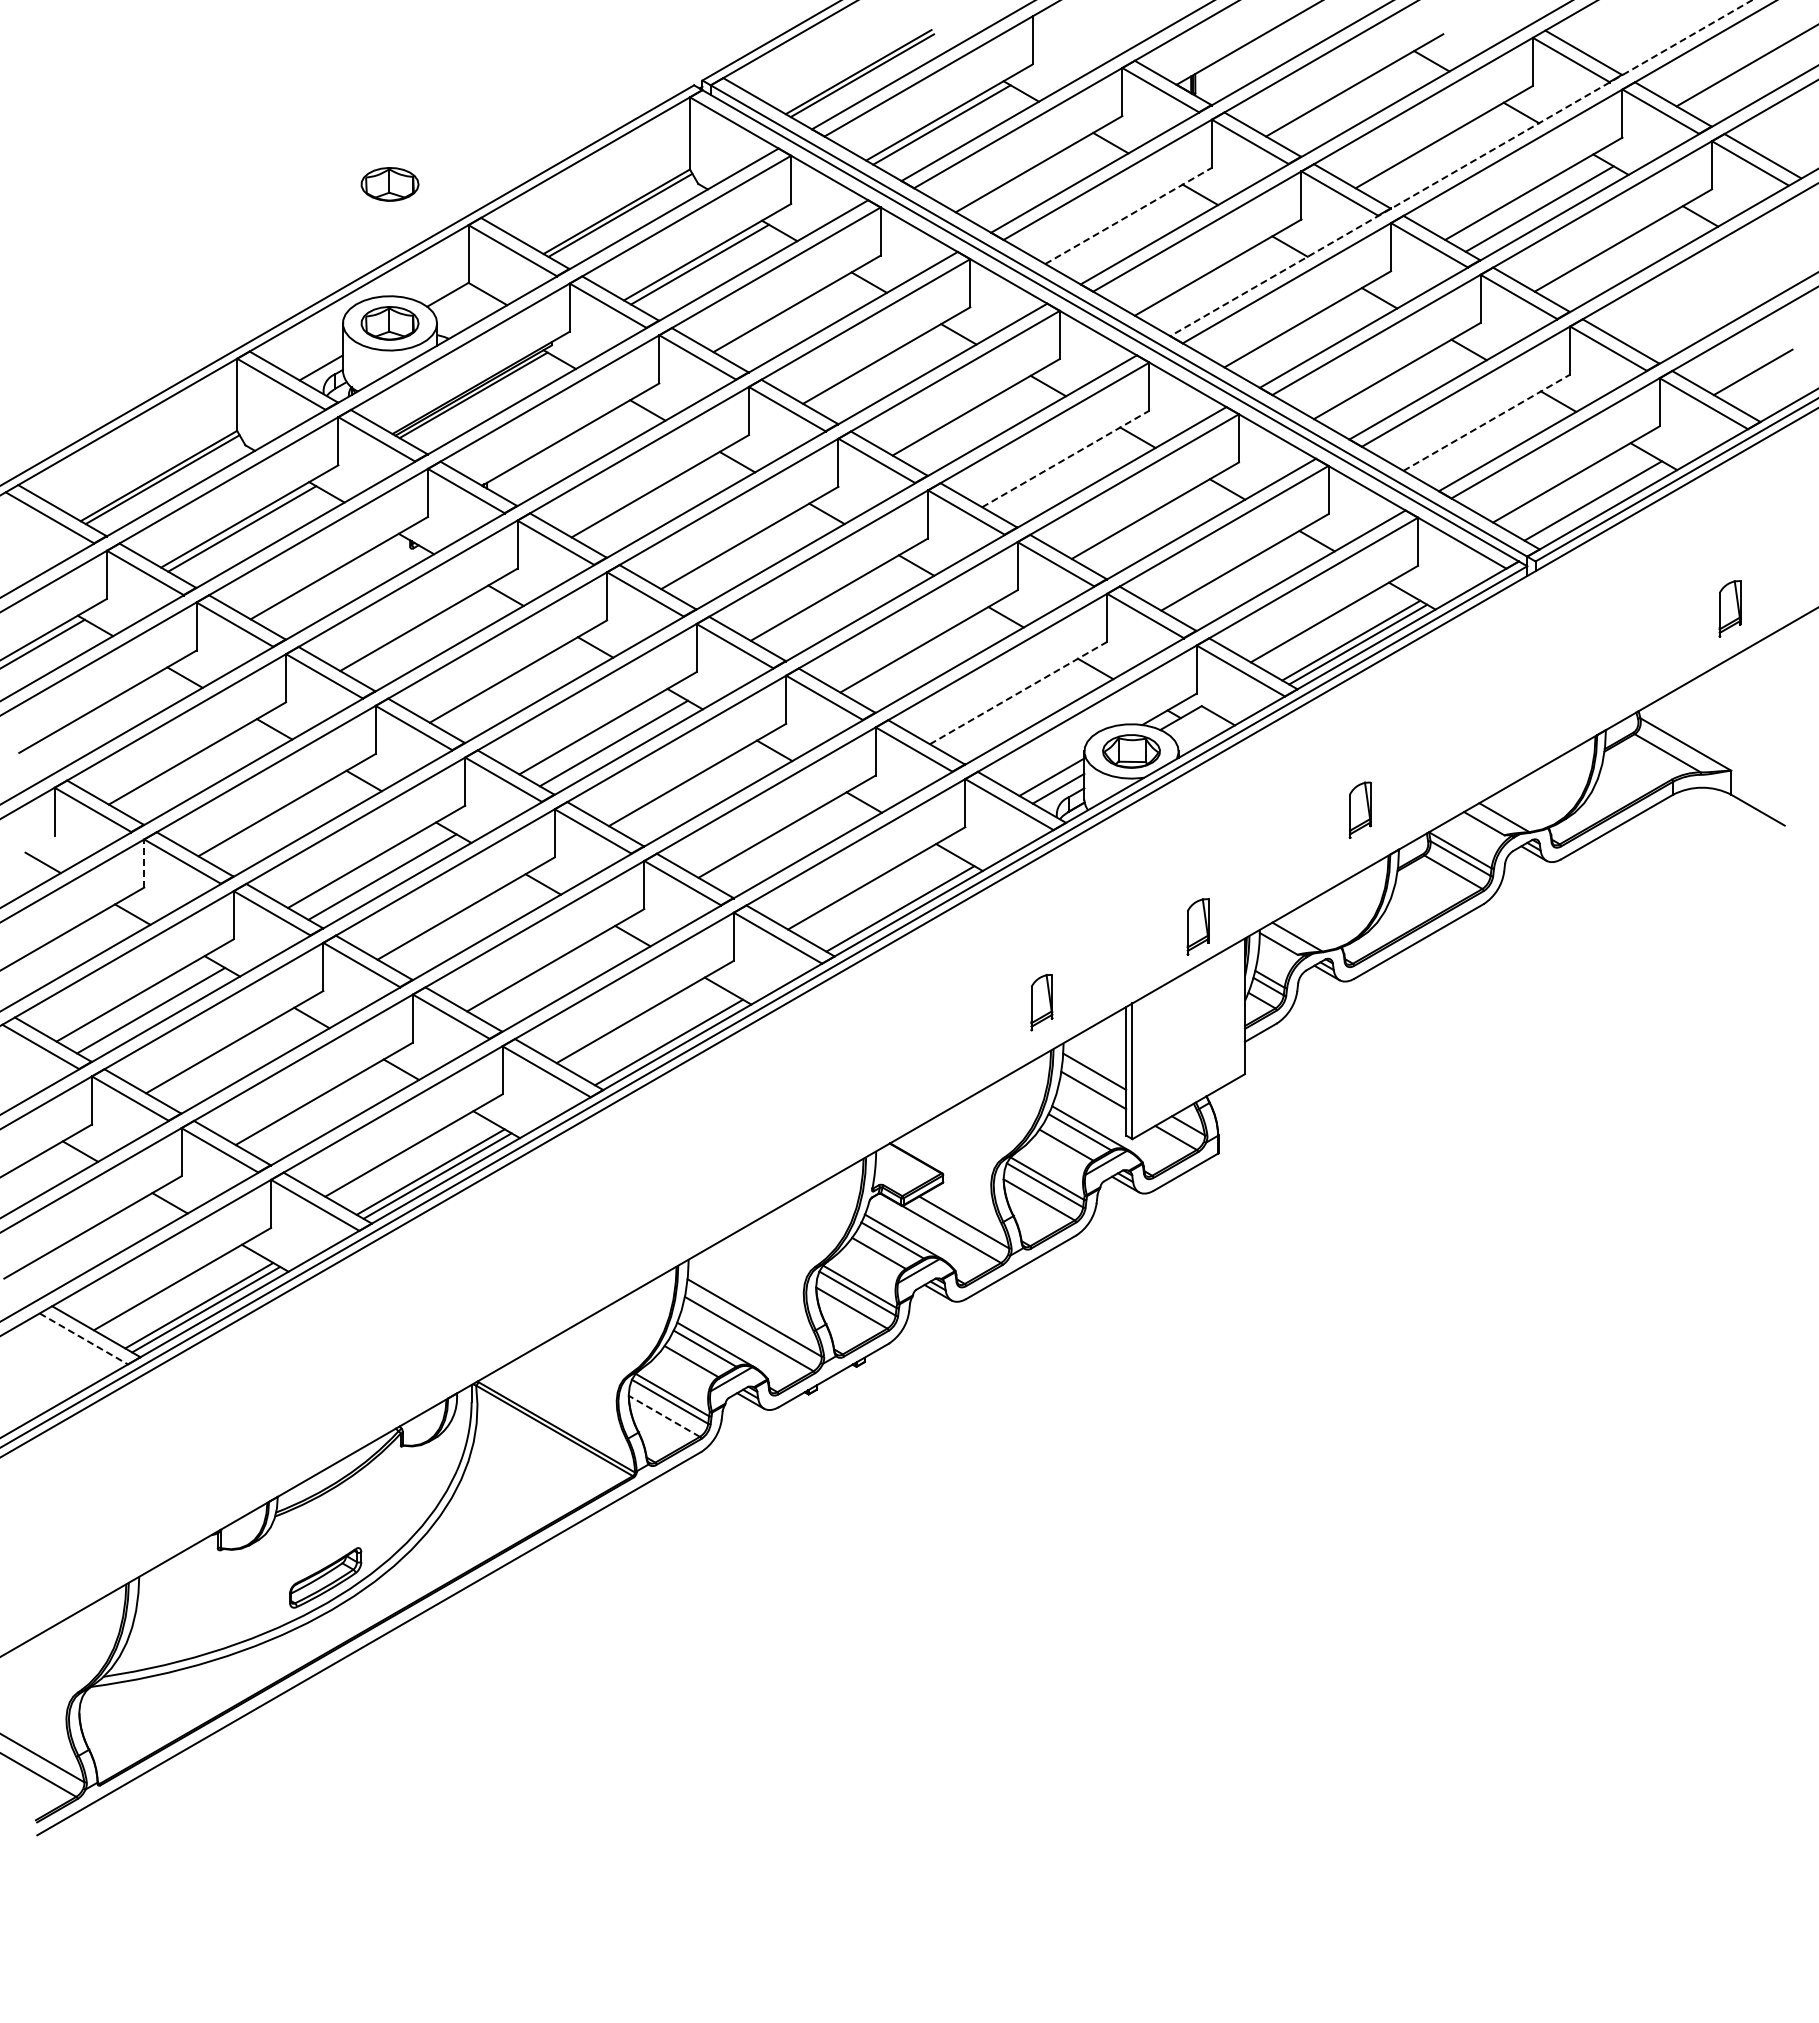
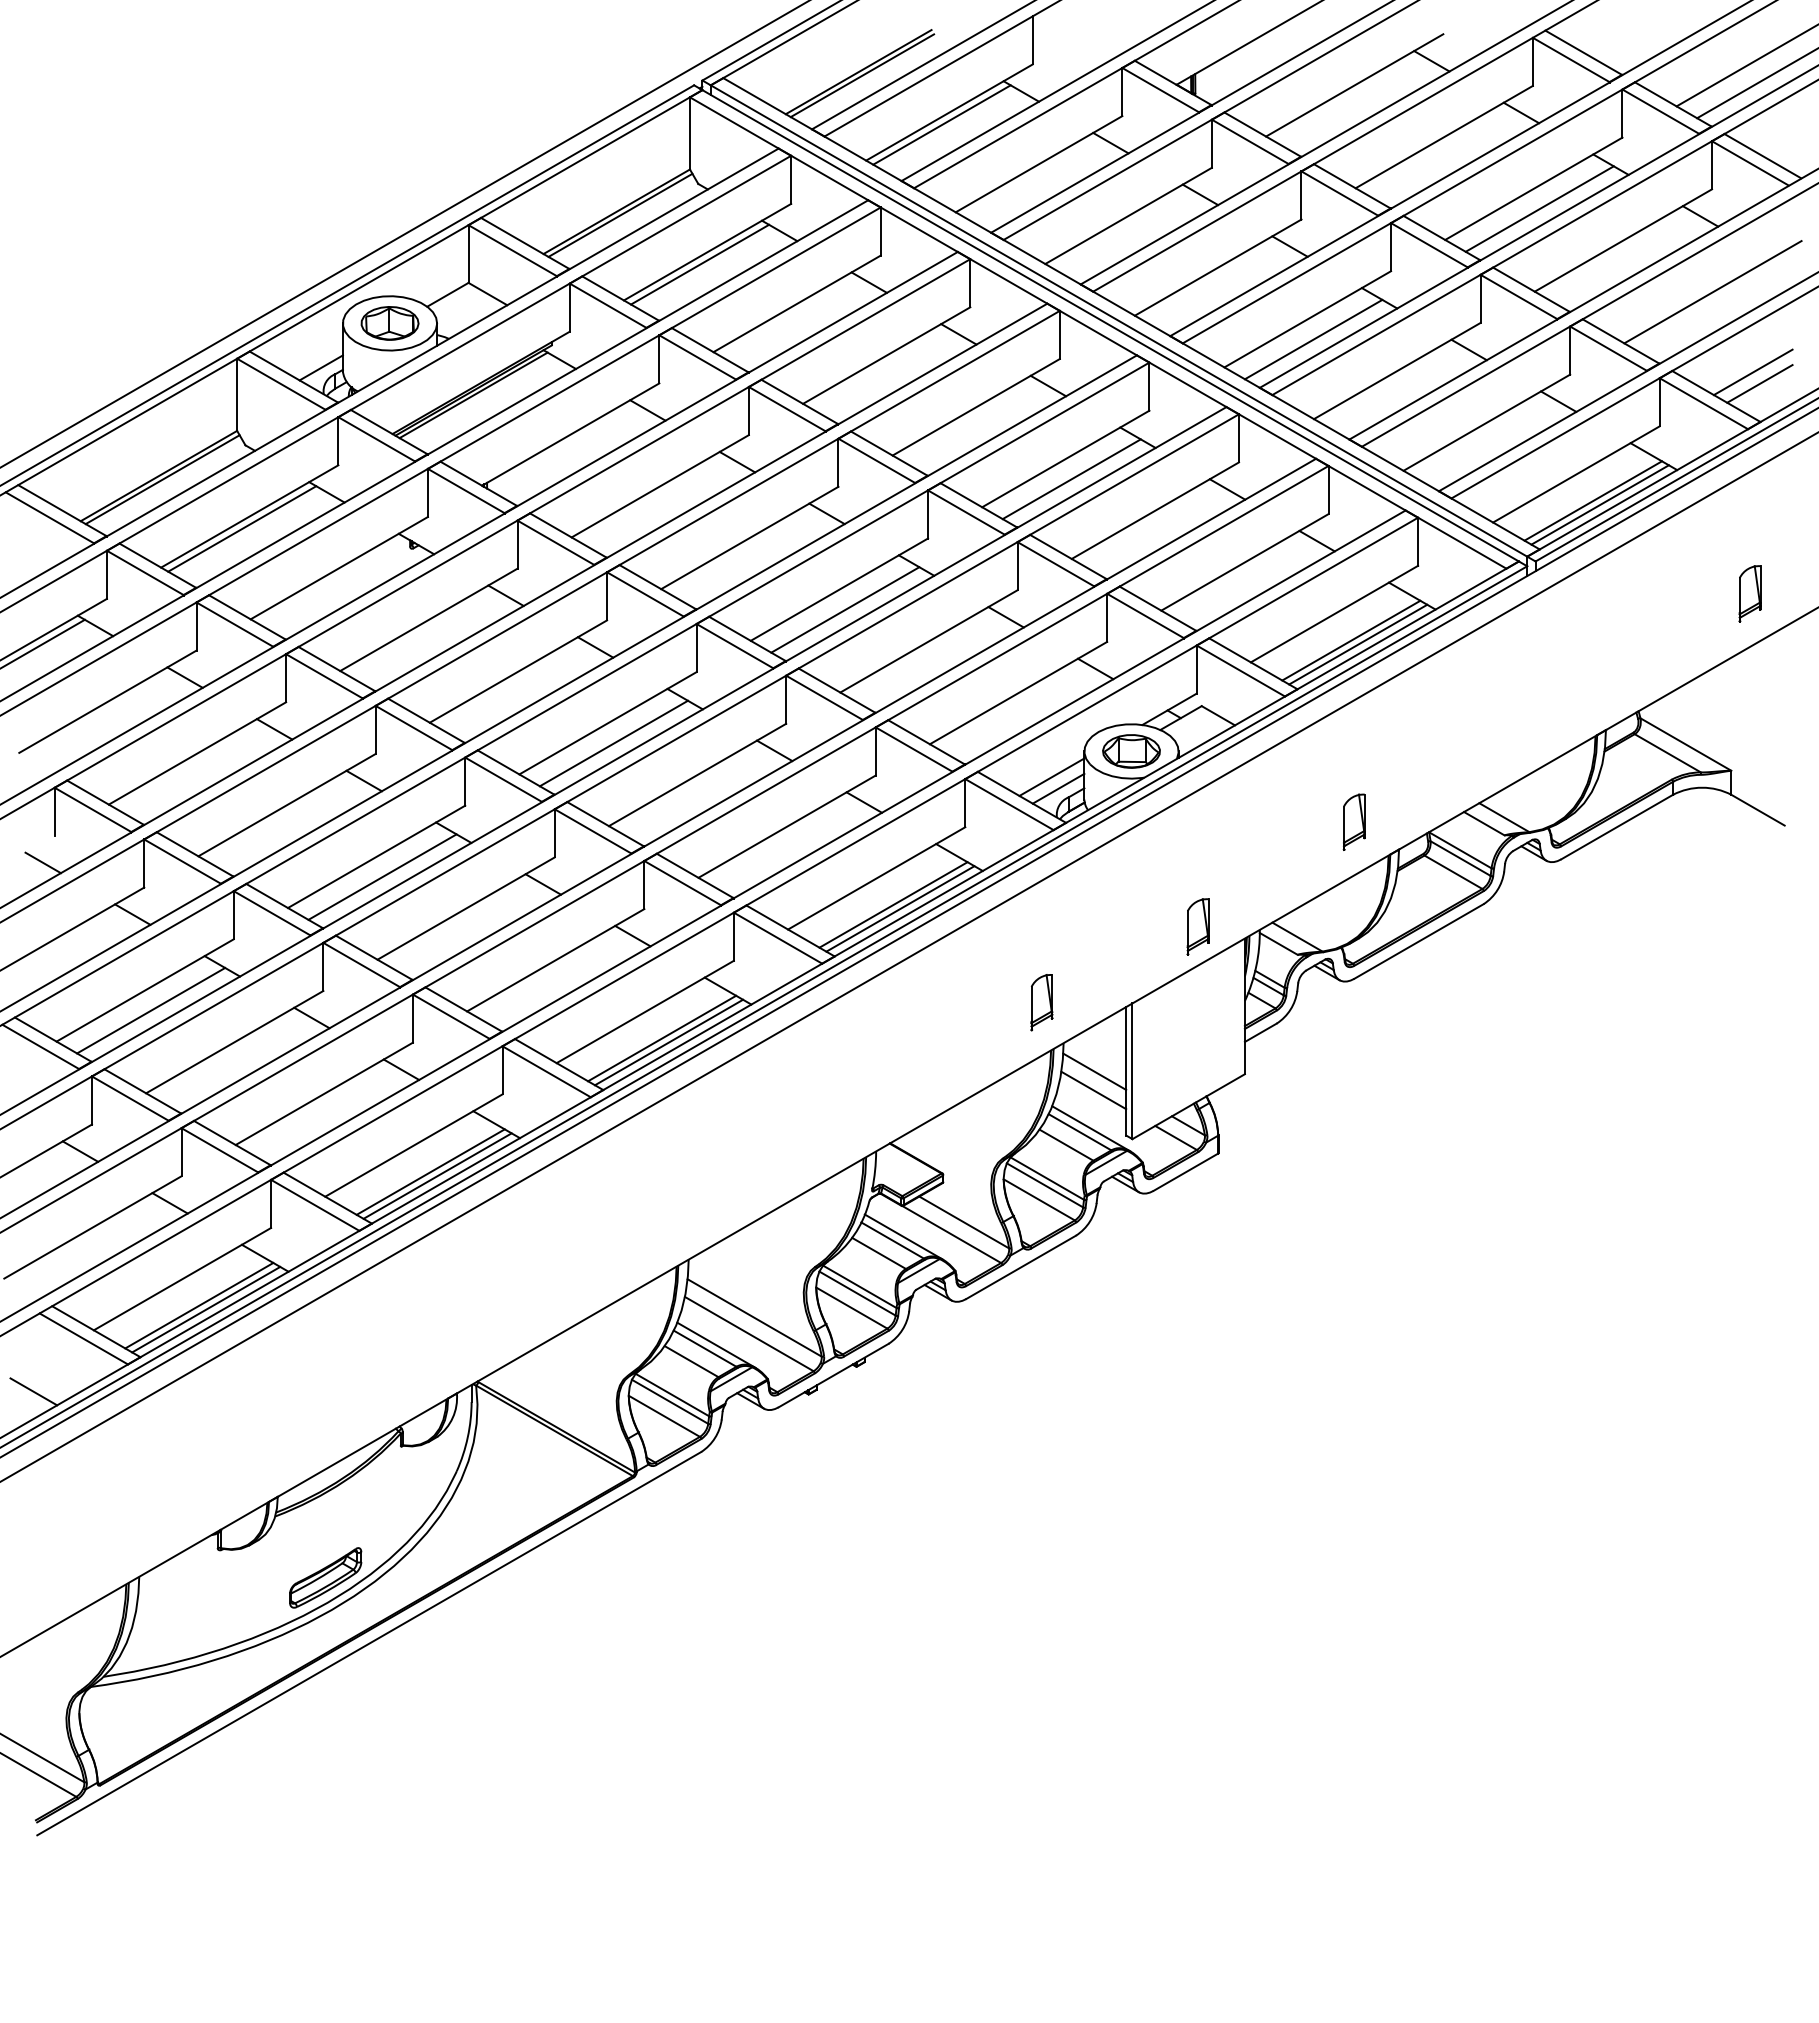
line: none -> present (1756, 83)
line: dashed -> solid (1461, 168)
part: present -> none (389, 184)
line: dashed -> solid (1129, 215)
line: none -> present (404, 234)
line: none -> present (1712, 292)
line: none -> present (1313, 339)
line: none -> present (1759, 383)
line: dashed -> solid (1487, 422)
line: dashed -> solid (1065, 458)
line: none -> present (1071, 479)
line: none -> present (1599, 504)
part position: (1729, 608) -> (1749, 593) (1749, 593)
line: none -> present (845, 609)
line: dashed -> solid (1018, 692)
part position: (1359, 809) -> (1353, 821) (1353, 821)
line: dashed -> solid (144, 863)
line: none -> present (893, 904)
line: none -> present (908, 956)
line: none -> present (662, 1038)
line: dashed -> solid (83, 1338)
line: none -> present (33, 1391)
line: dashed -> solid (663, 1416)
